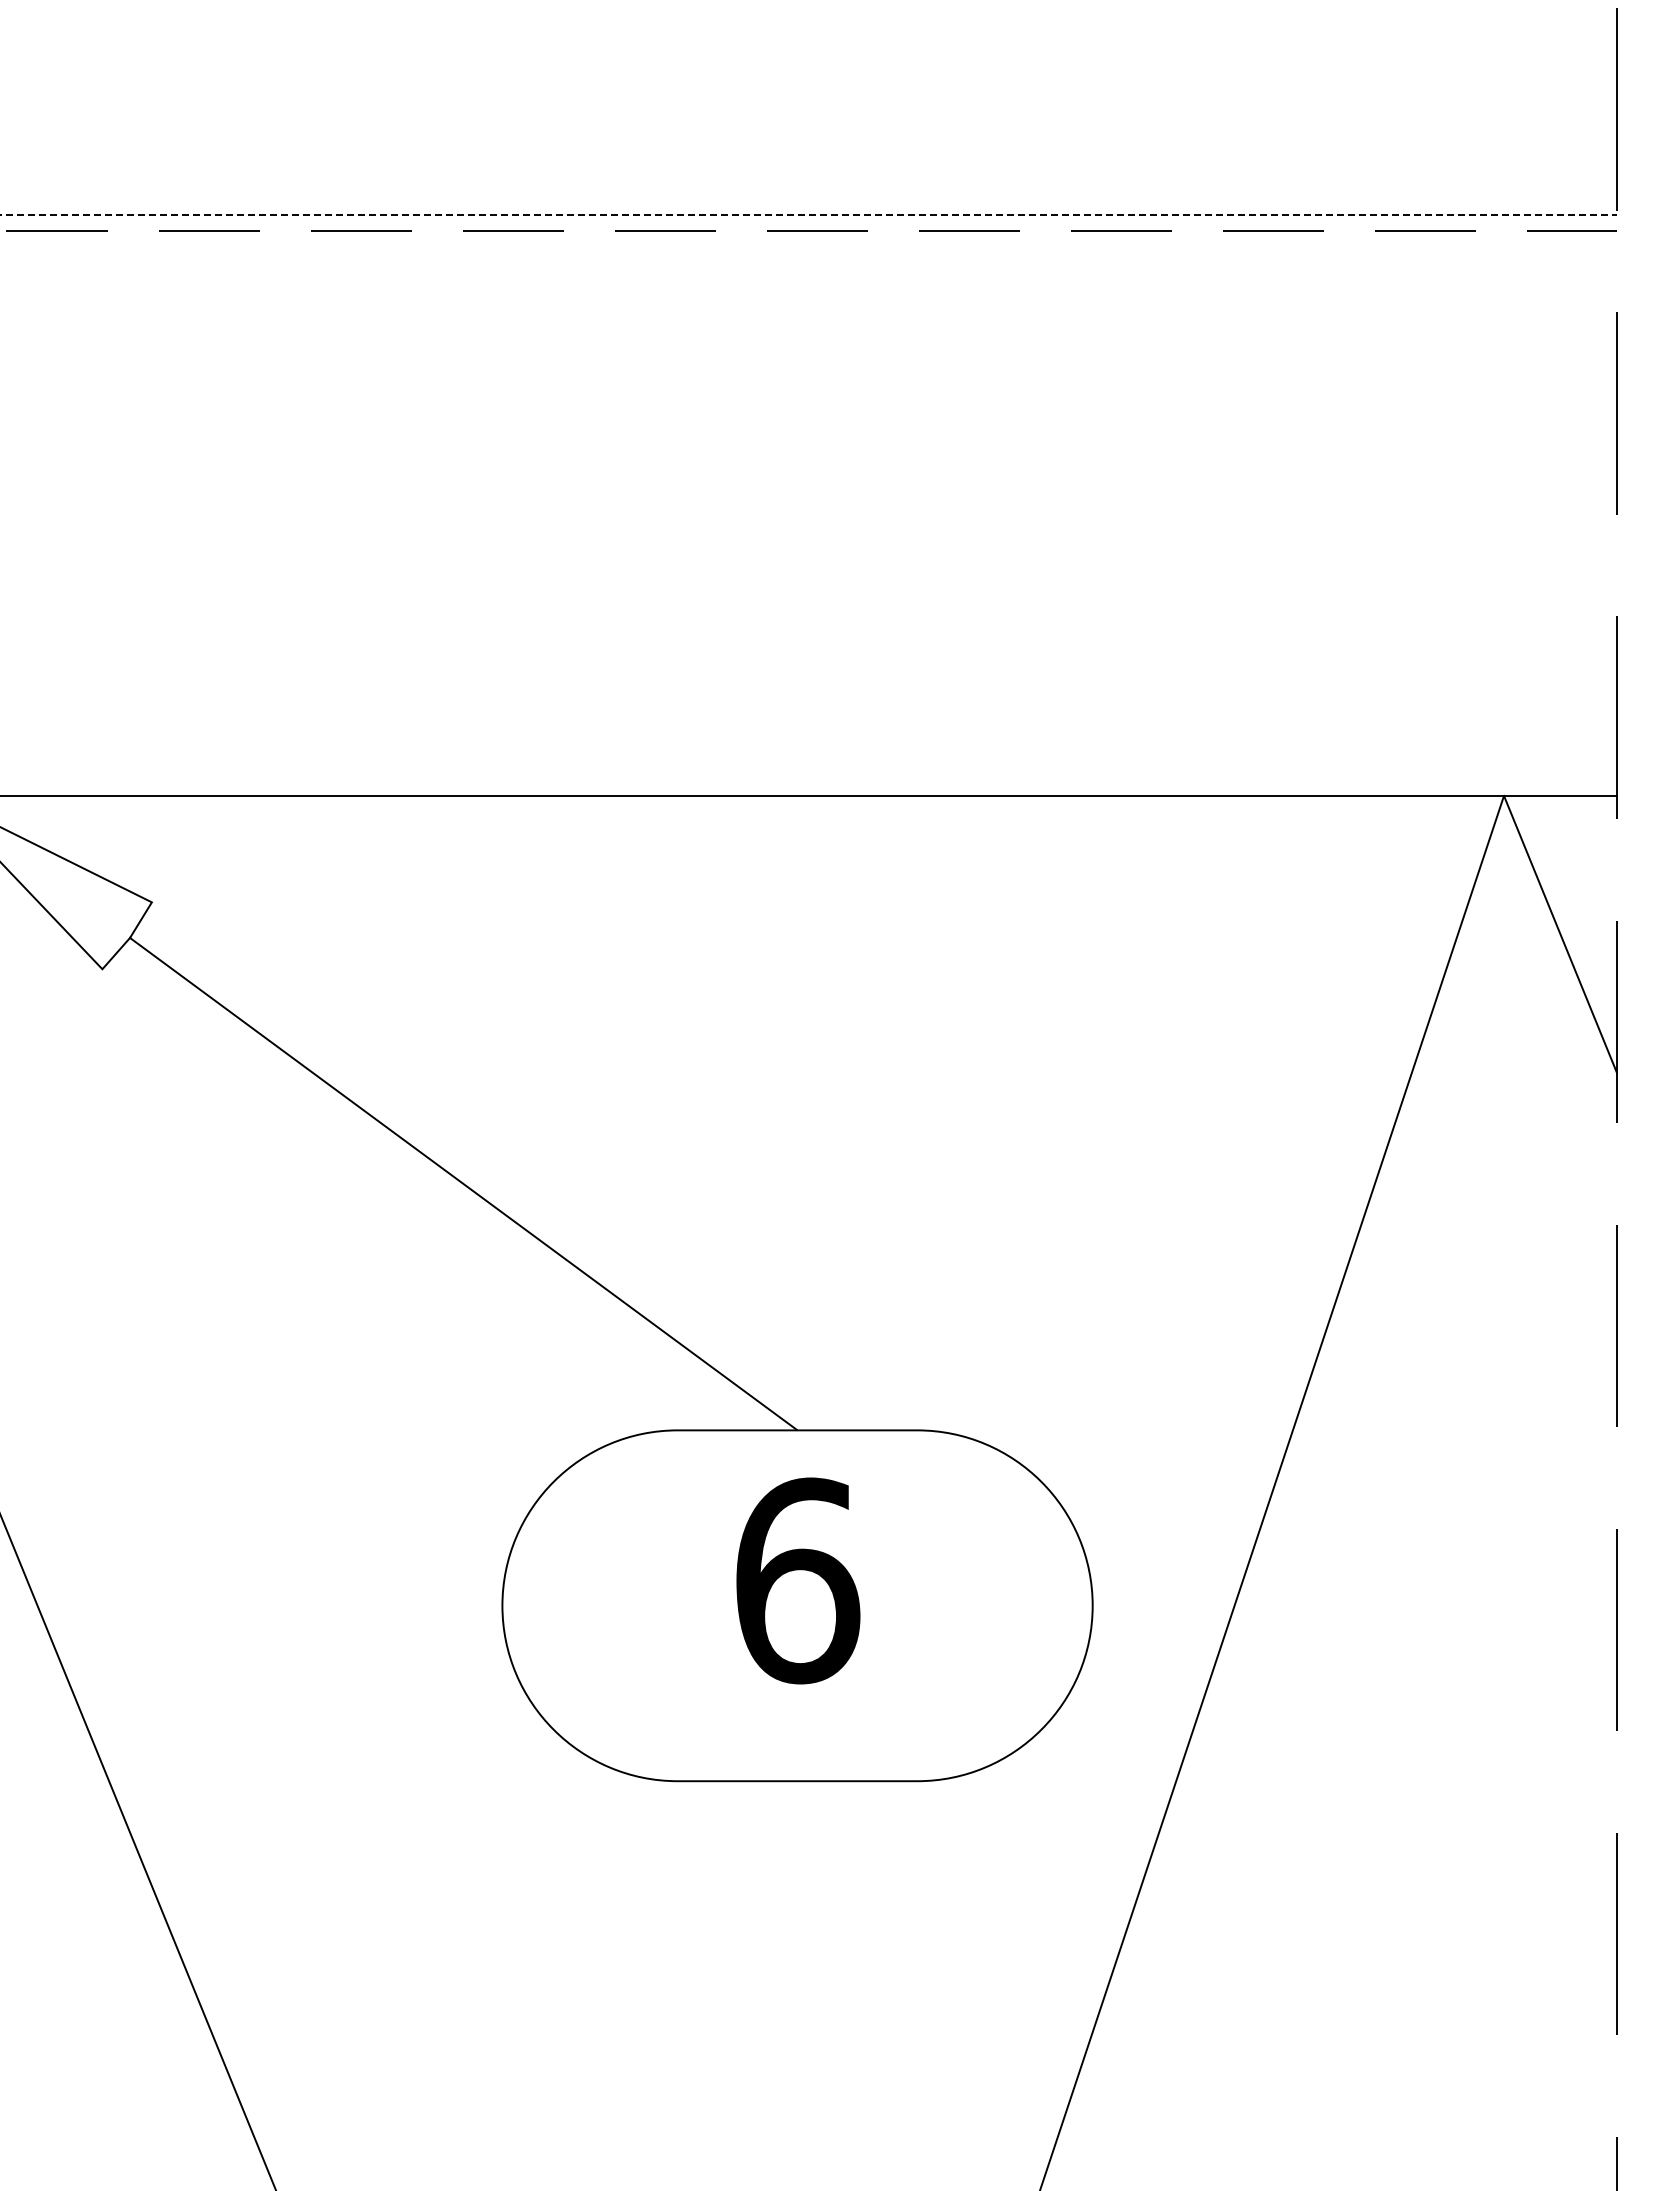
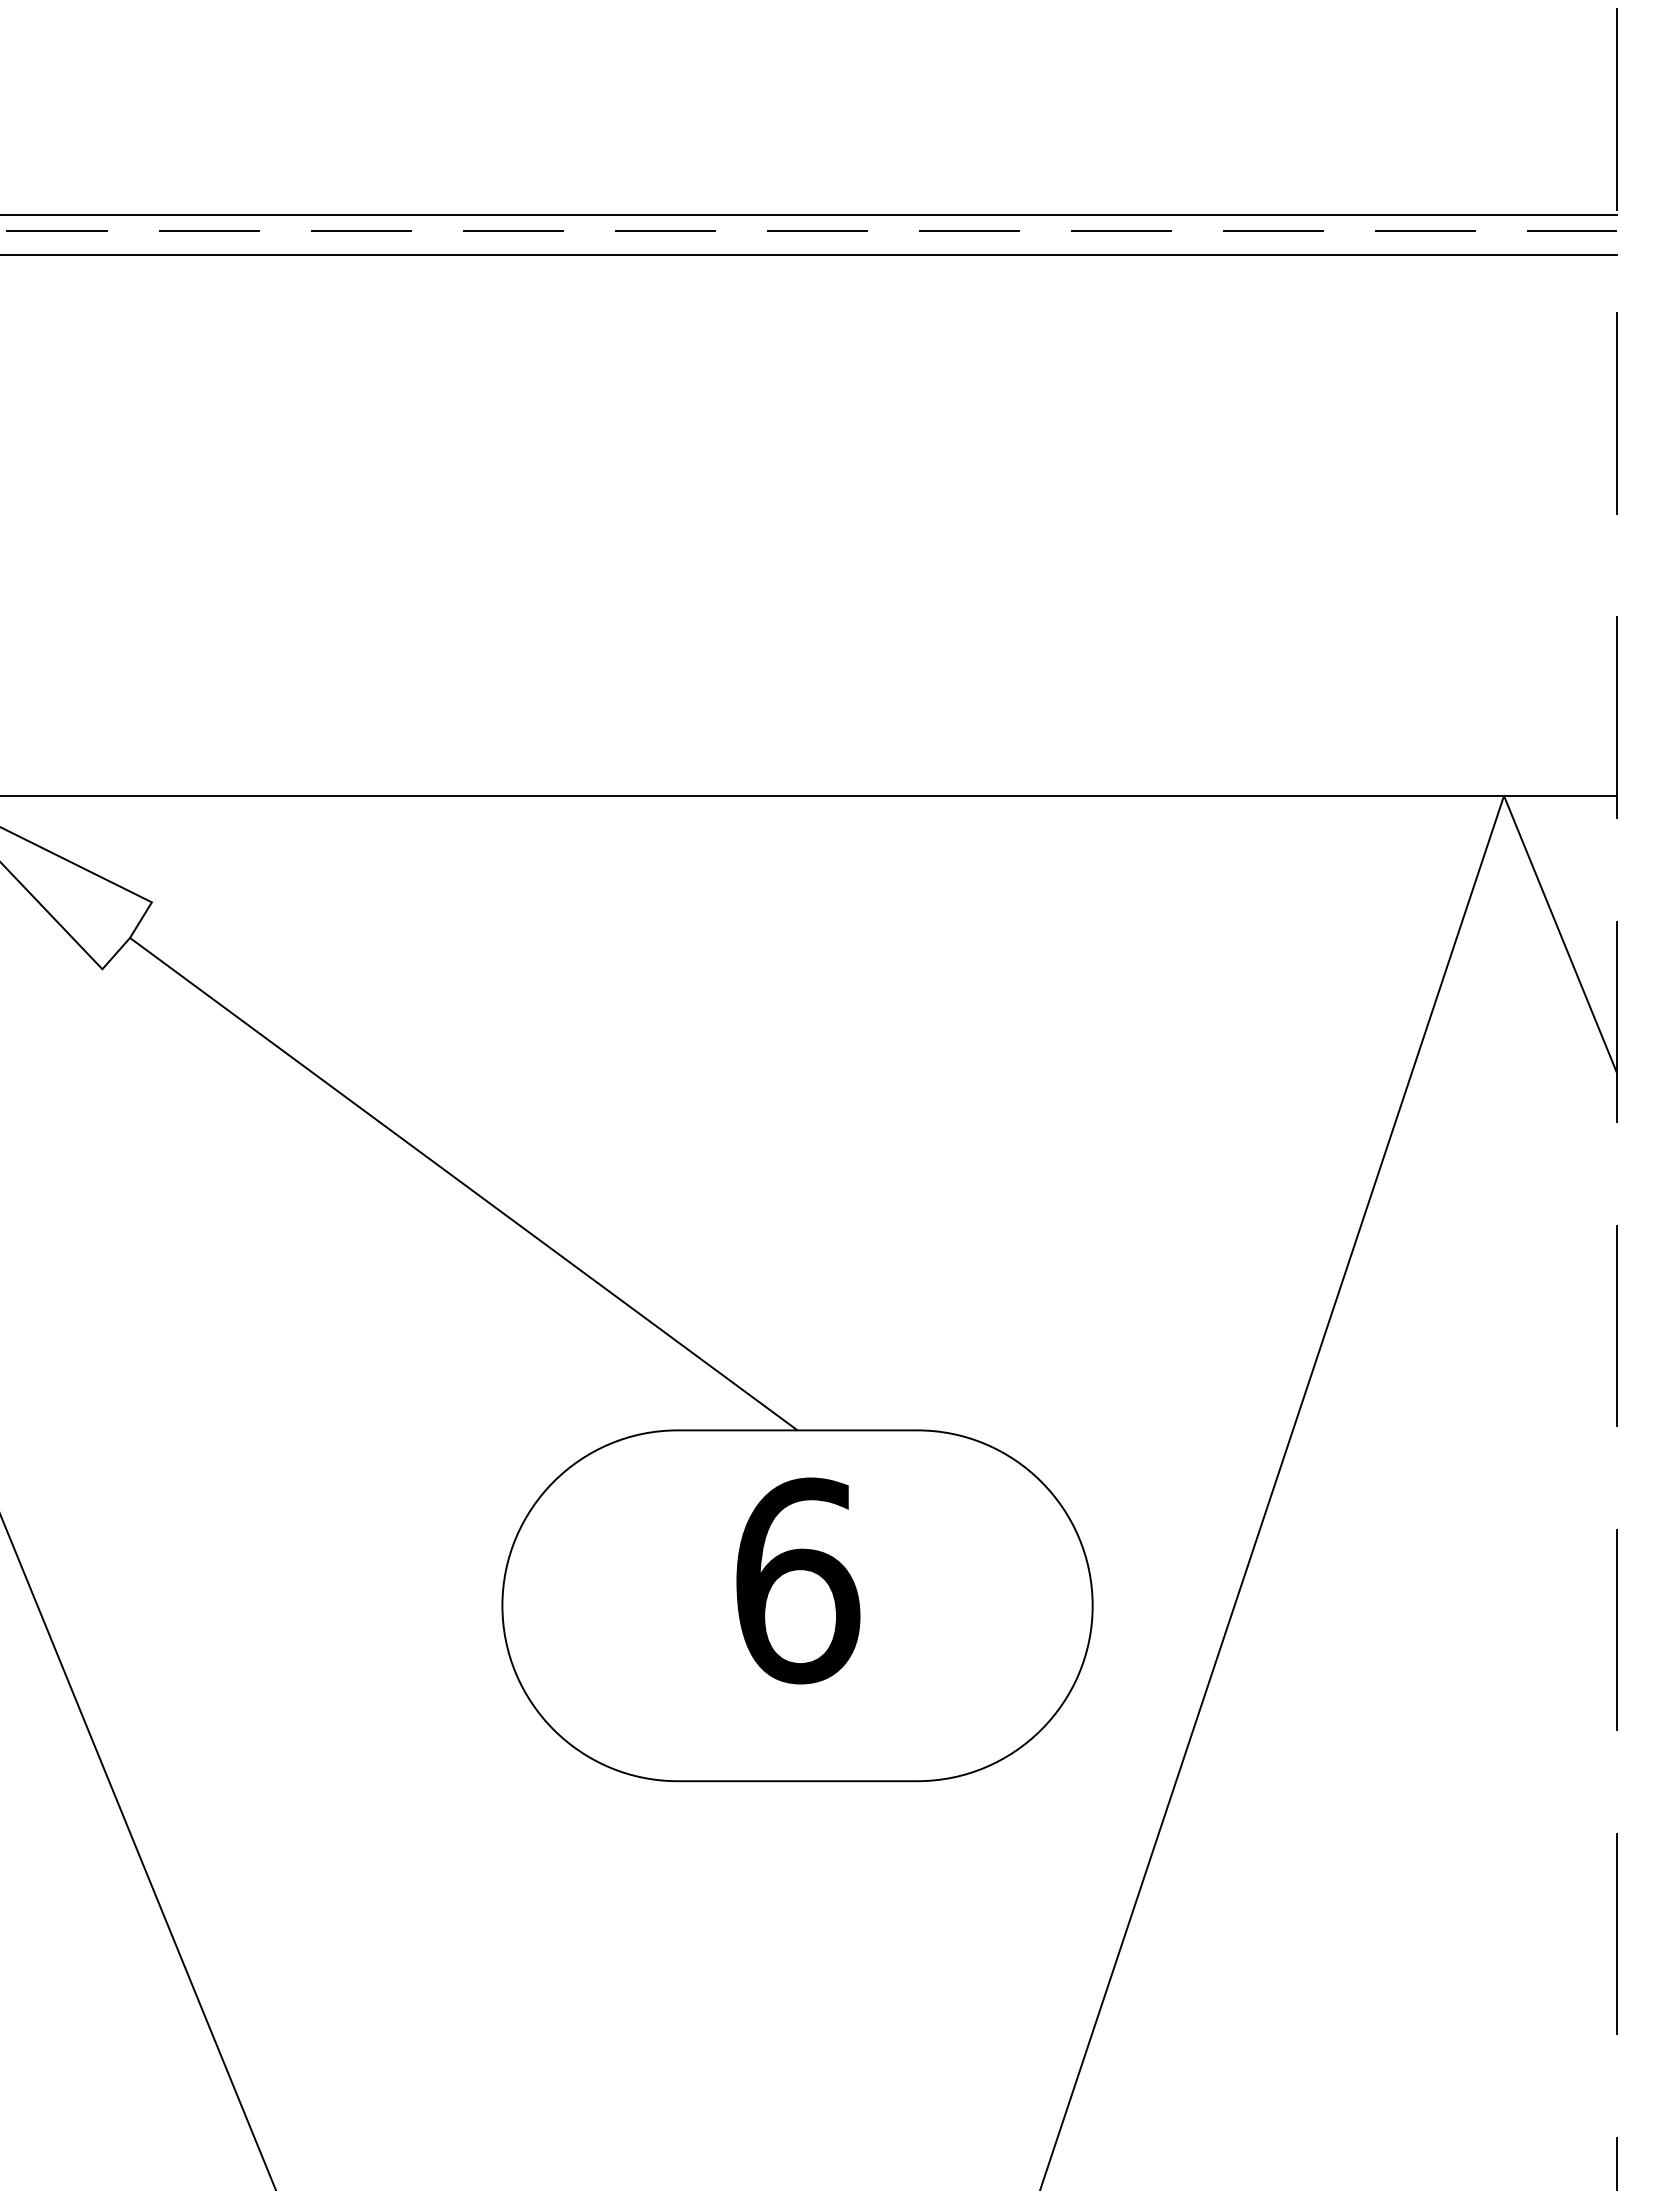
line: dashed -> solid (809, 215)
line: none -> present (809, 255)
